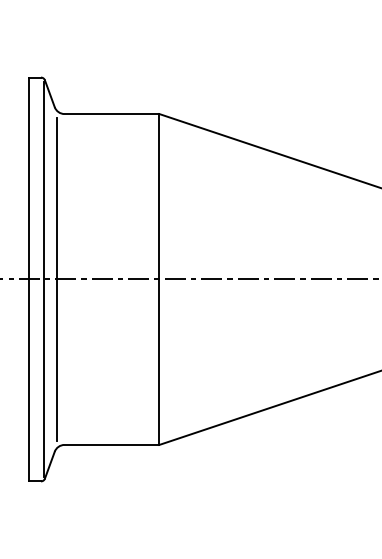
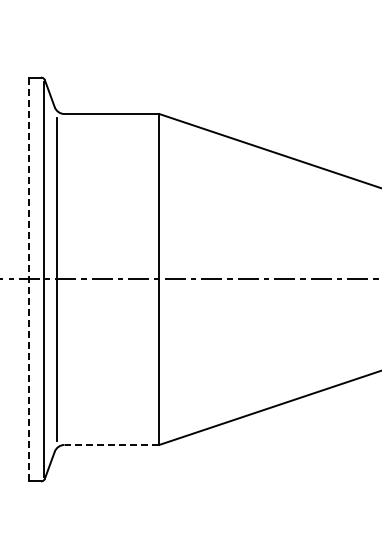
line: solid -> dashed (29, 279)
line: solid -> dashed (111, 444)
